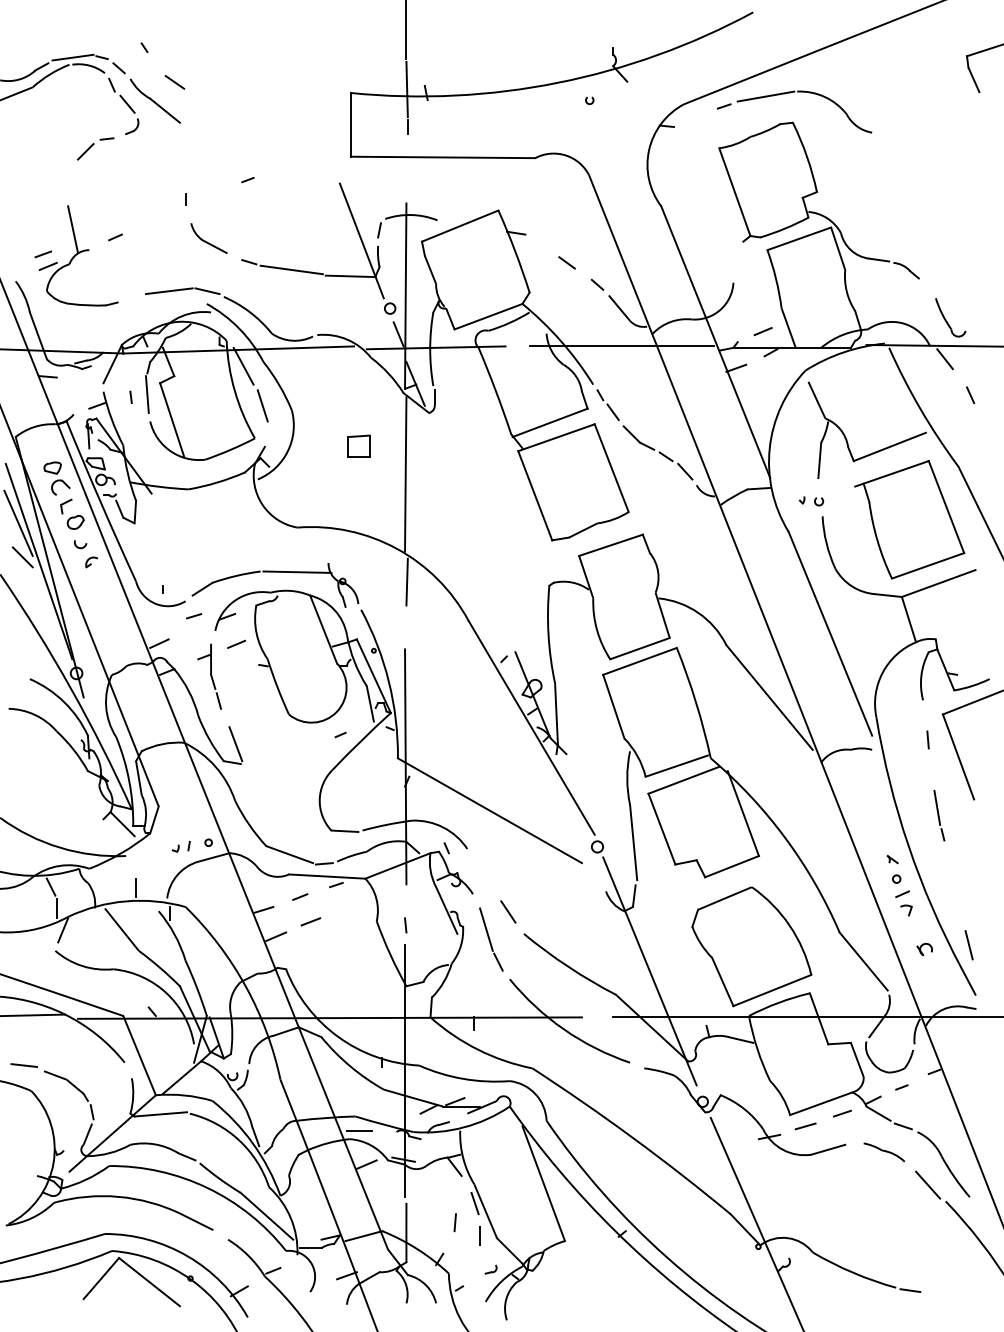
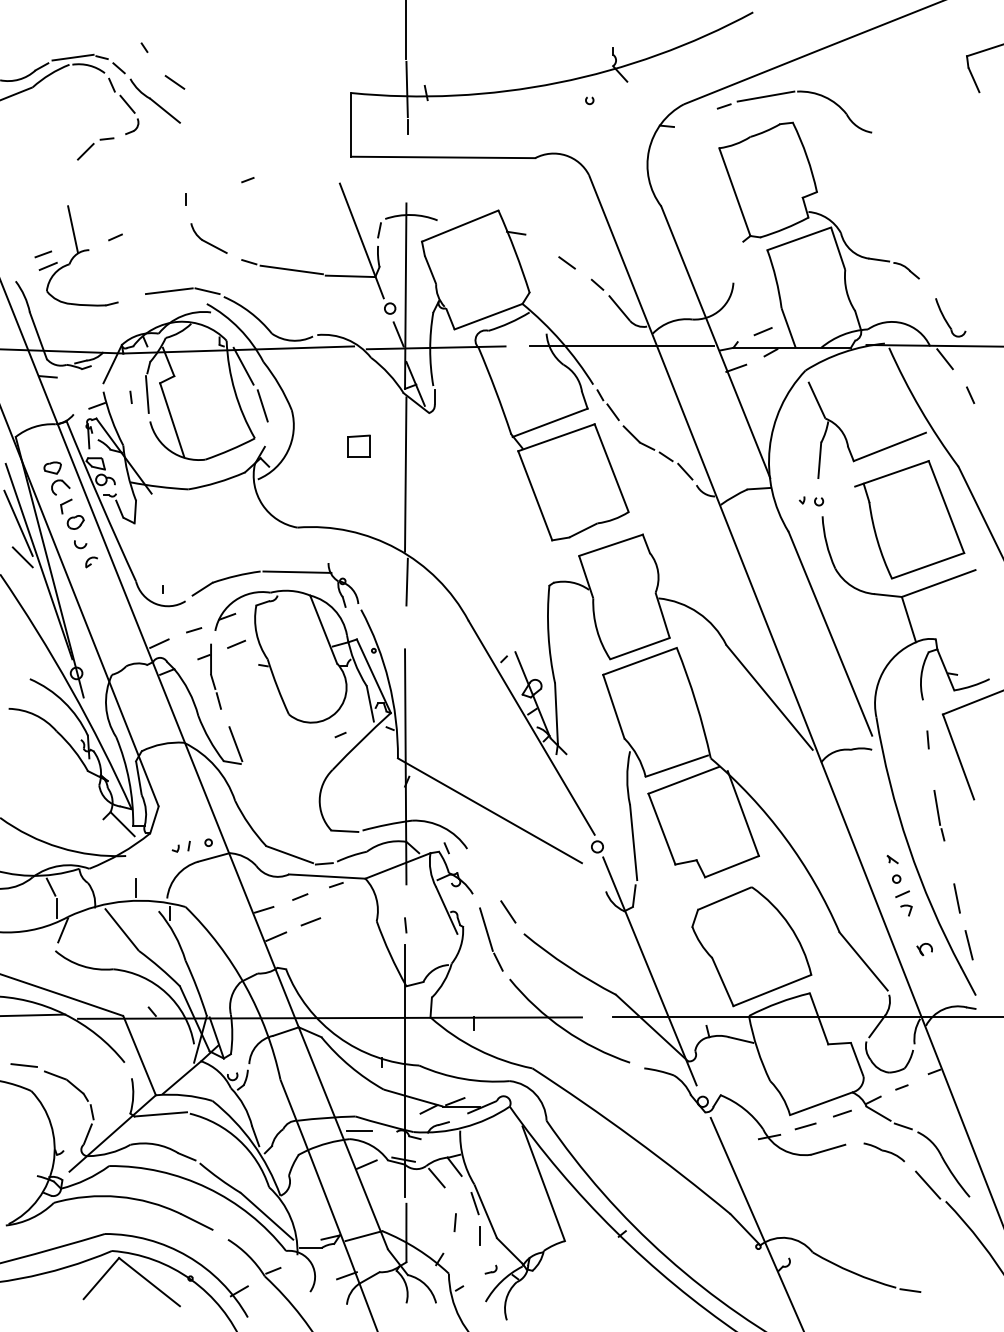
line position: (194, 616) -> (194, 630) (194, 630)
line: none -> present (956, 898)
line: none -> present (436, 1177)
